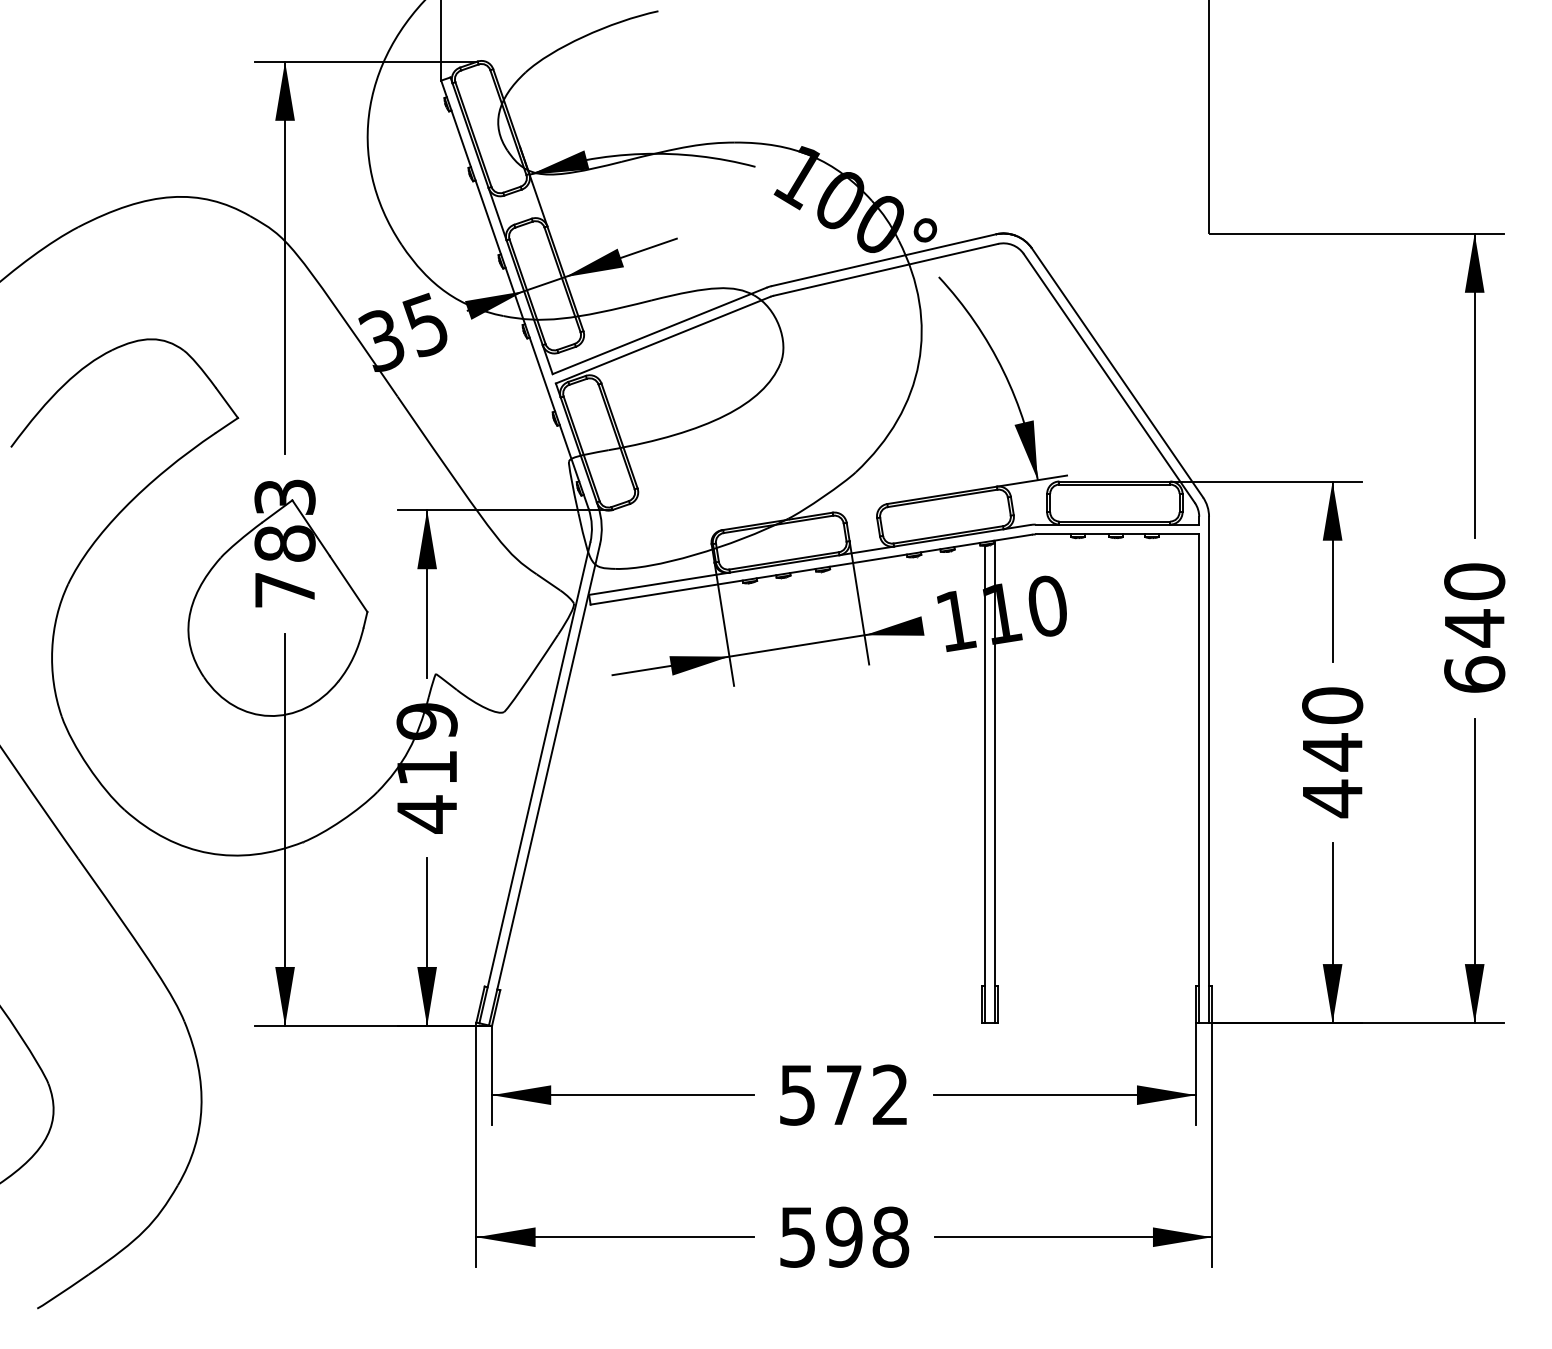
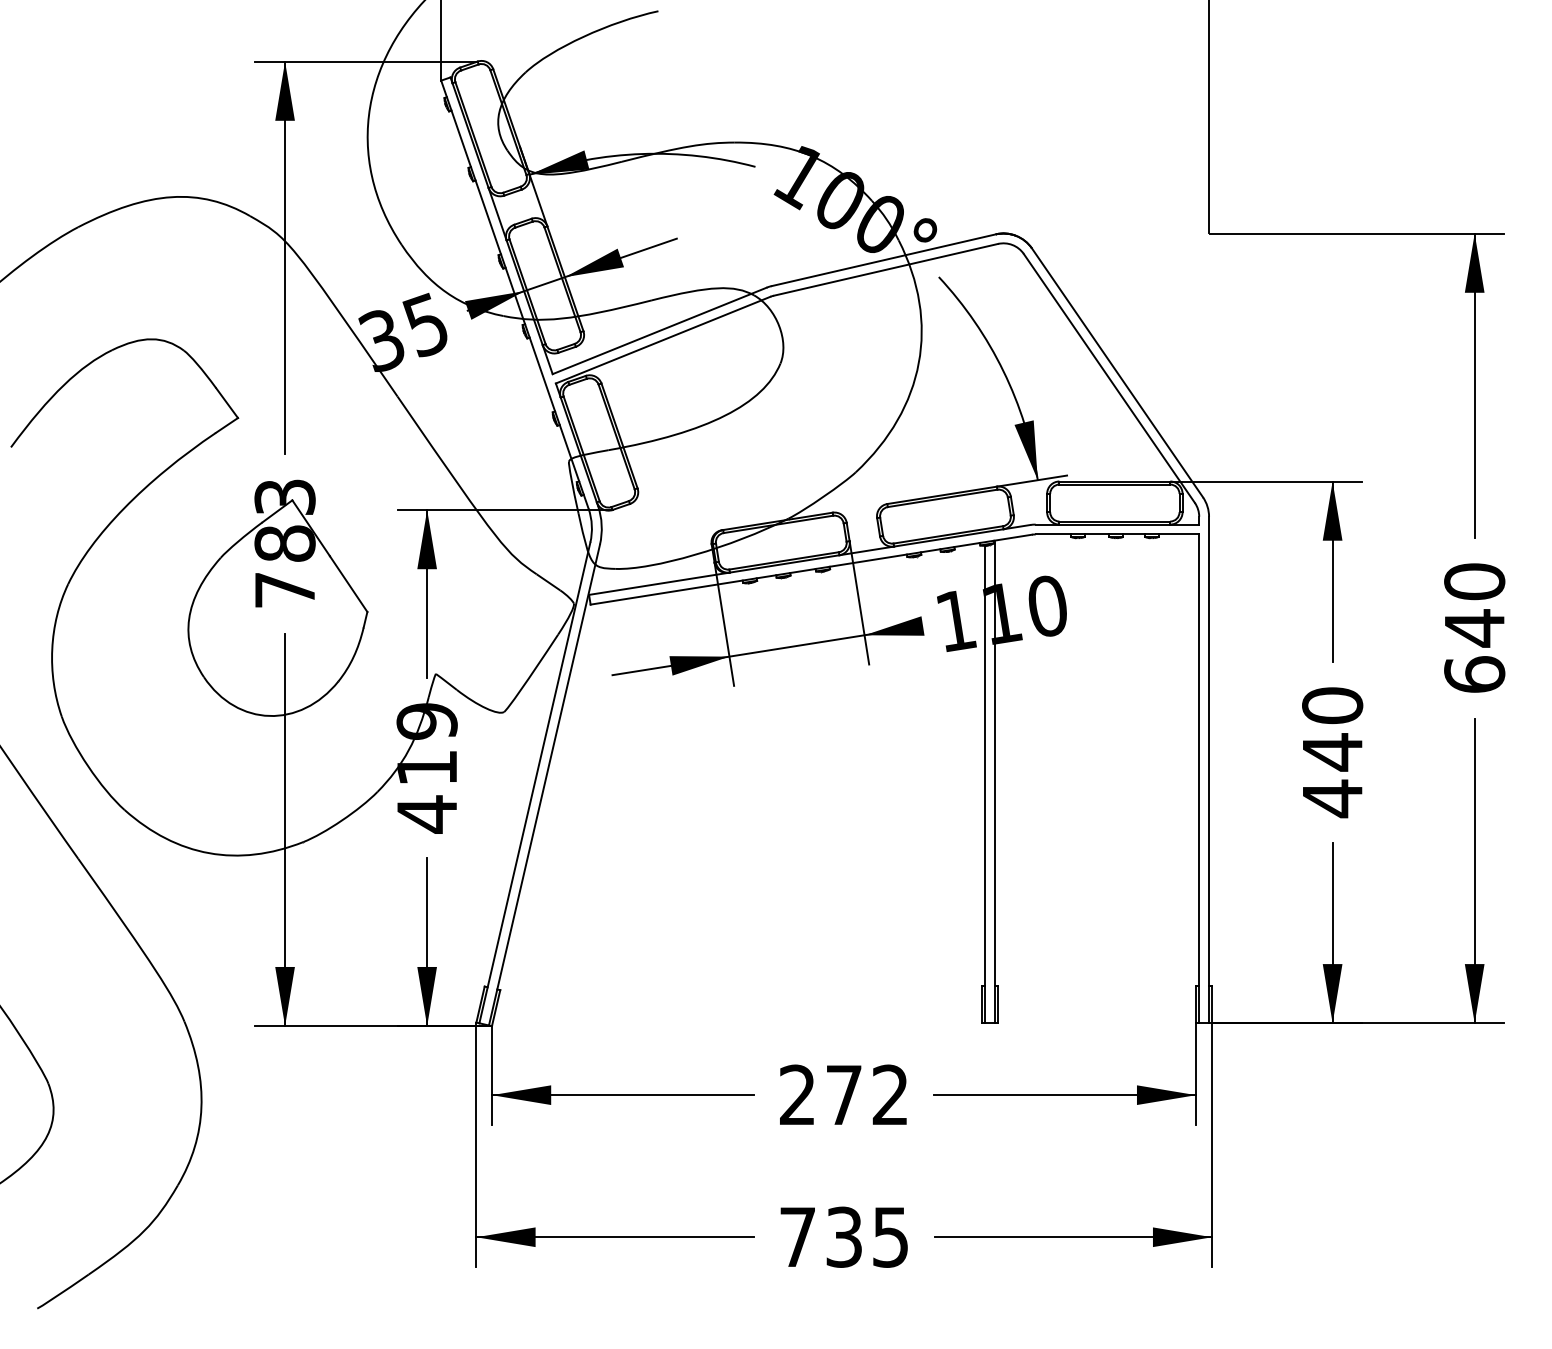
text: 572 -> 272 (797, 1094)
text: 598 -> 735 (844, 1236)
